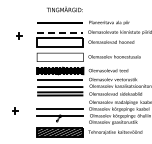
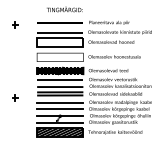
line: dashed -> solid (60, 32)
part position: (19, 35) -> (15, 24) (15, 24)
line: none -> present (60, 102)
part position: (15, 110) -> (15, 97) (15, 97)
line: none -> present (60, 122)
